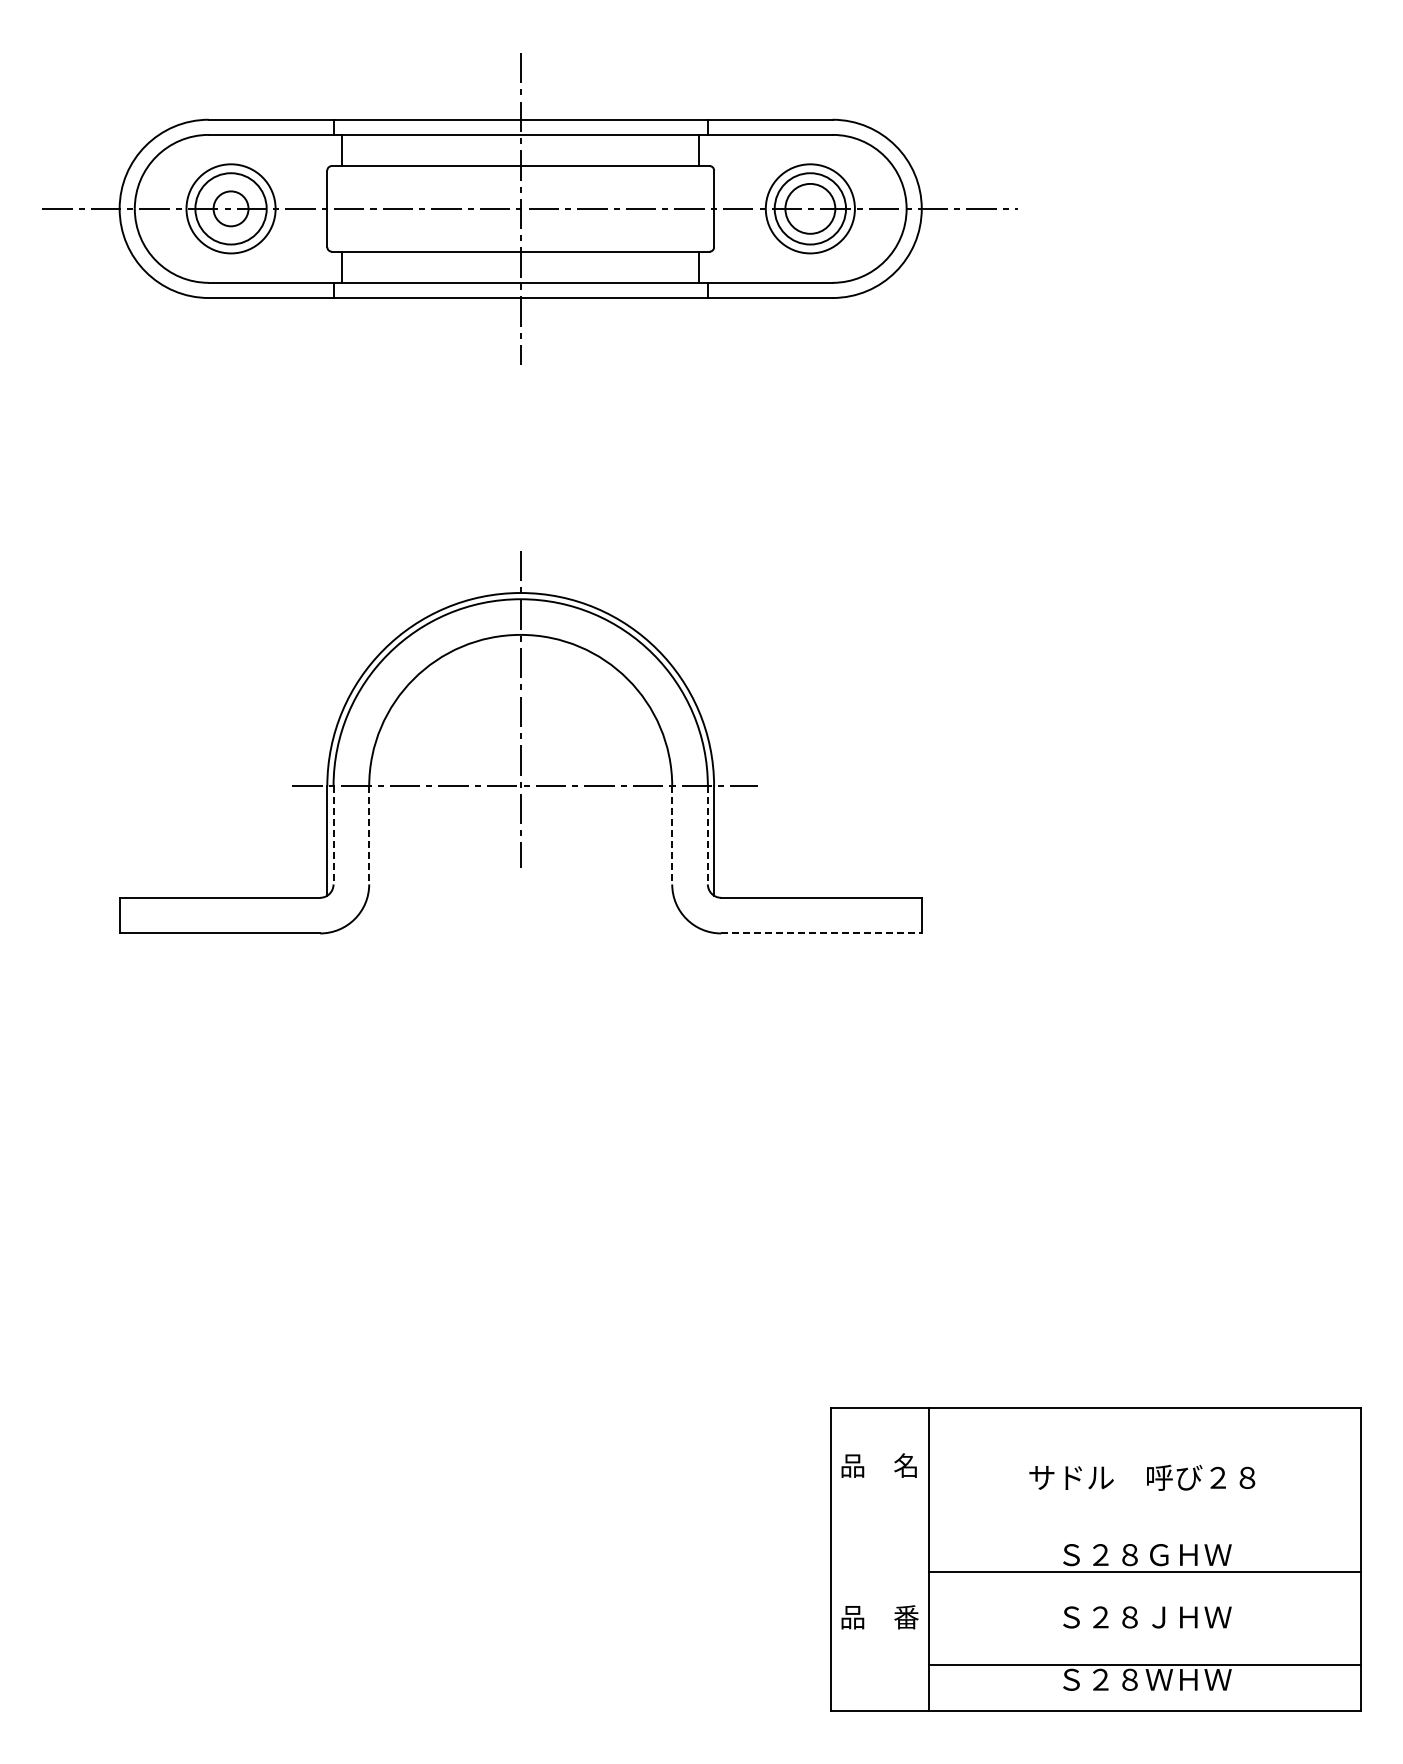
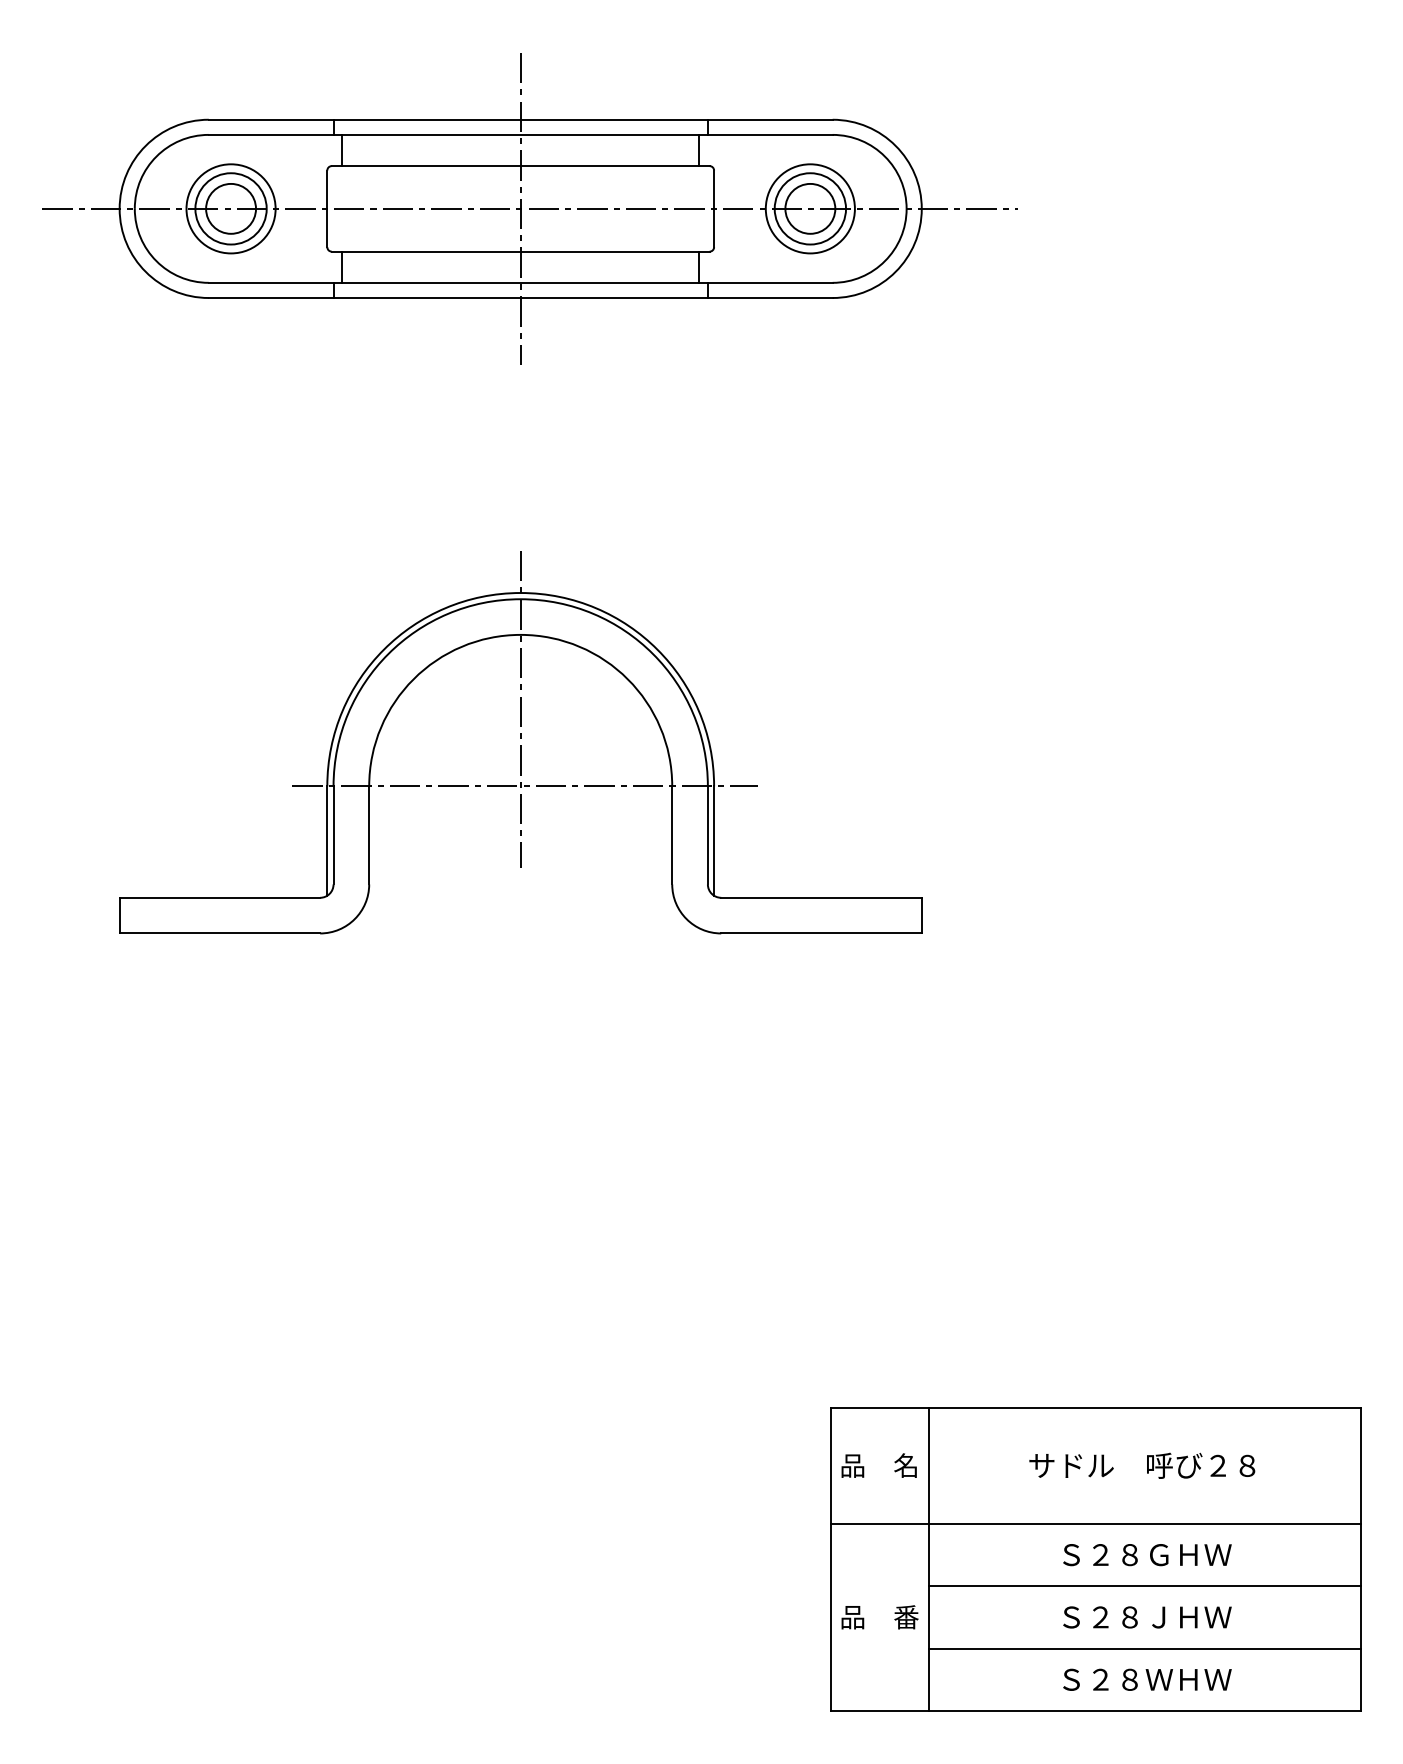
circle diameter: 35 px -> 50 px (231, 208)
line: dashed -> solid (333, 835)
line: dashed -> solid (369, 835)
line: dashed -> solid (672, 835)
line: dashed -> solid (707, 835)
line: dashed -> solid (822, 933)
text position: (1142, 1477) -> (1142, 1465) (1142, 1465)
line: none -> present (1095, 1523)
line position: (1144, 1572) -> (1144, 1586) (1144, 1586)
line position: (1144, 1664) -> (1144, 1648) (1144, 1648)
